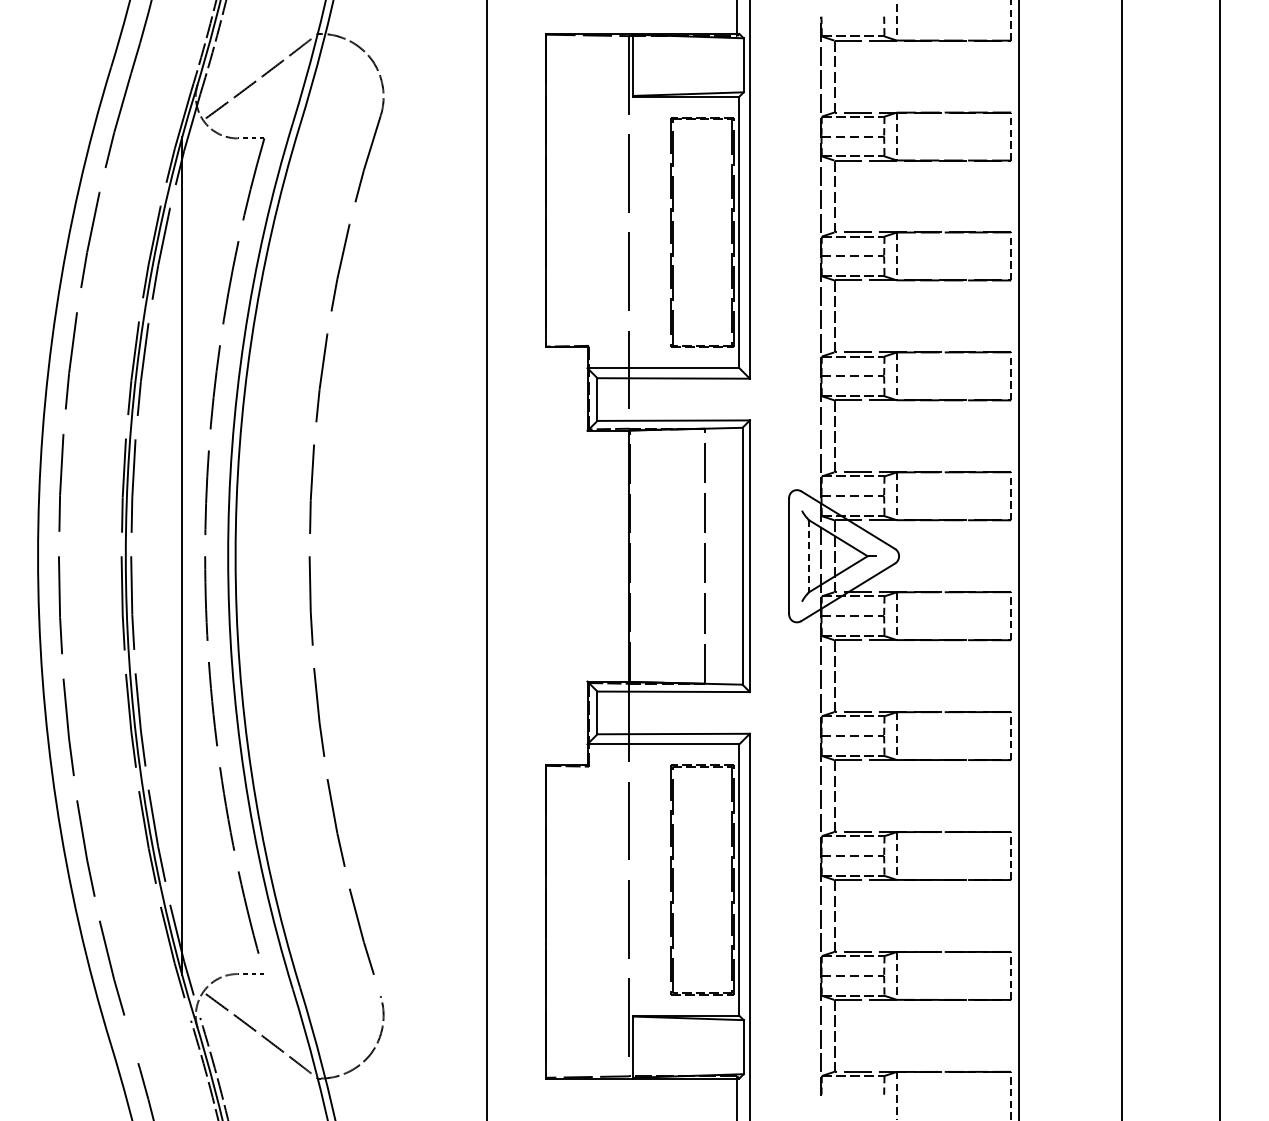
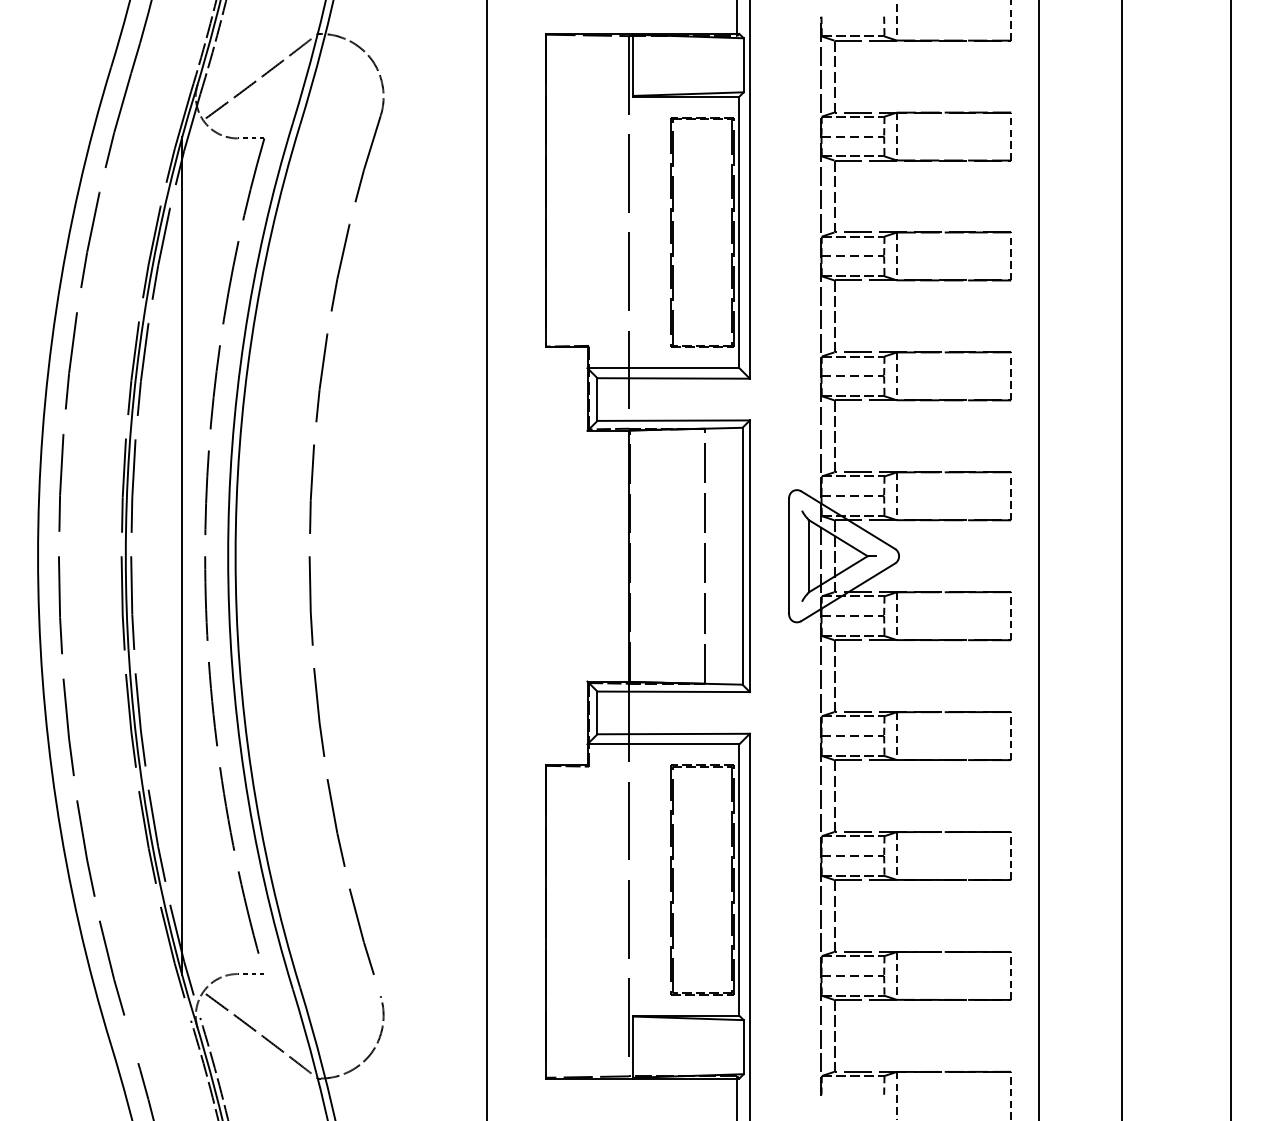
line: dashed -> solid (808, 556)
line position: (1018, 559) -> (1038, 559) (1038, 559)
line position: (1219, 559) -> (1230, 559) (1230, 559)
